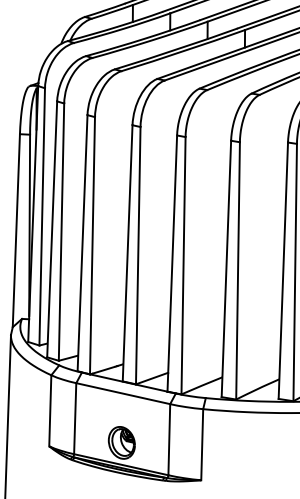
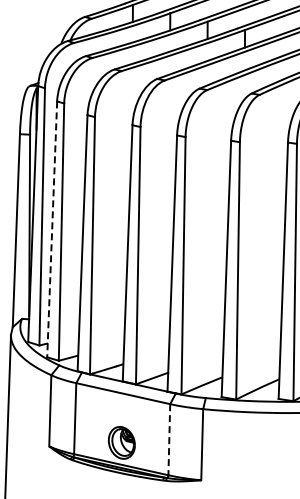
line: solid -> dashed (52, 229)
line: solid -> dashed (169, 439)
